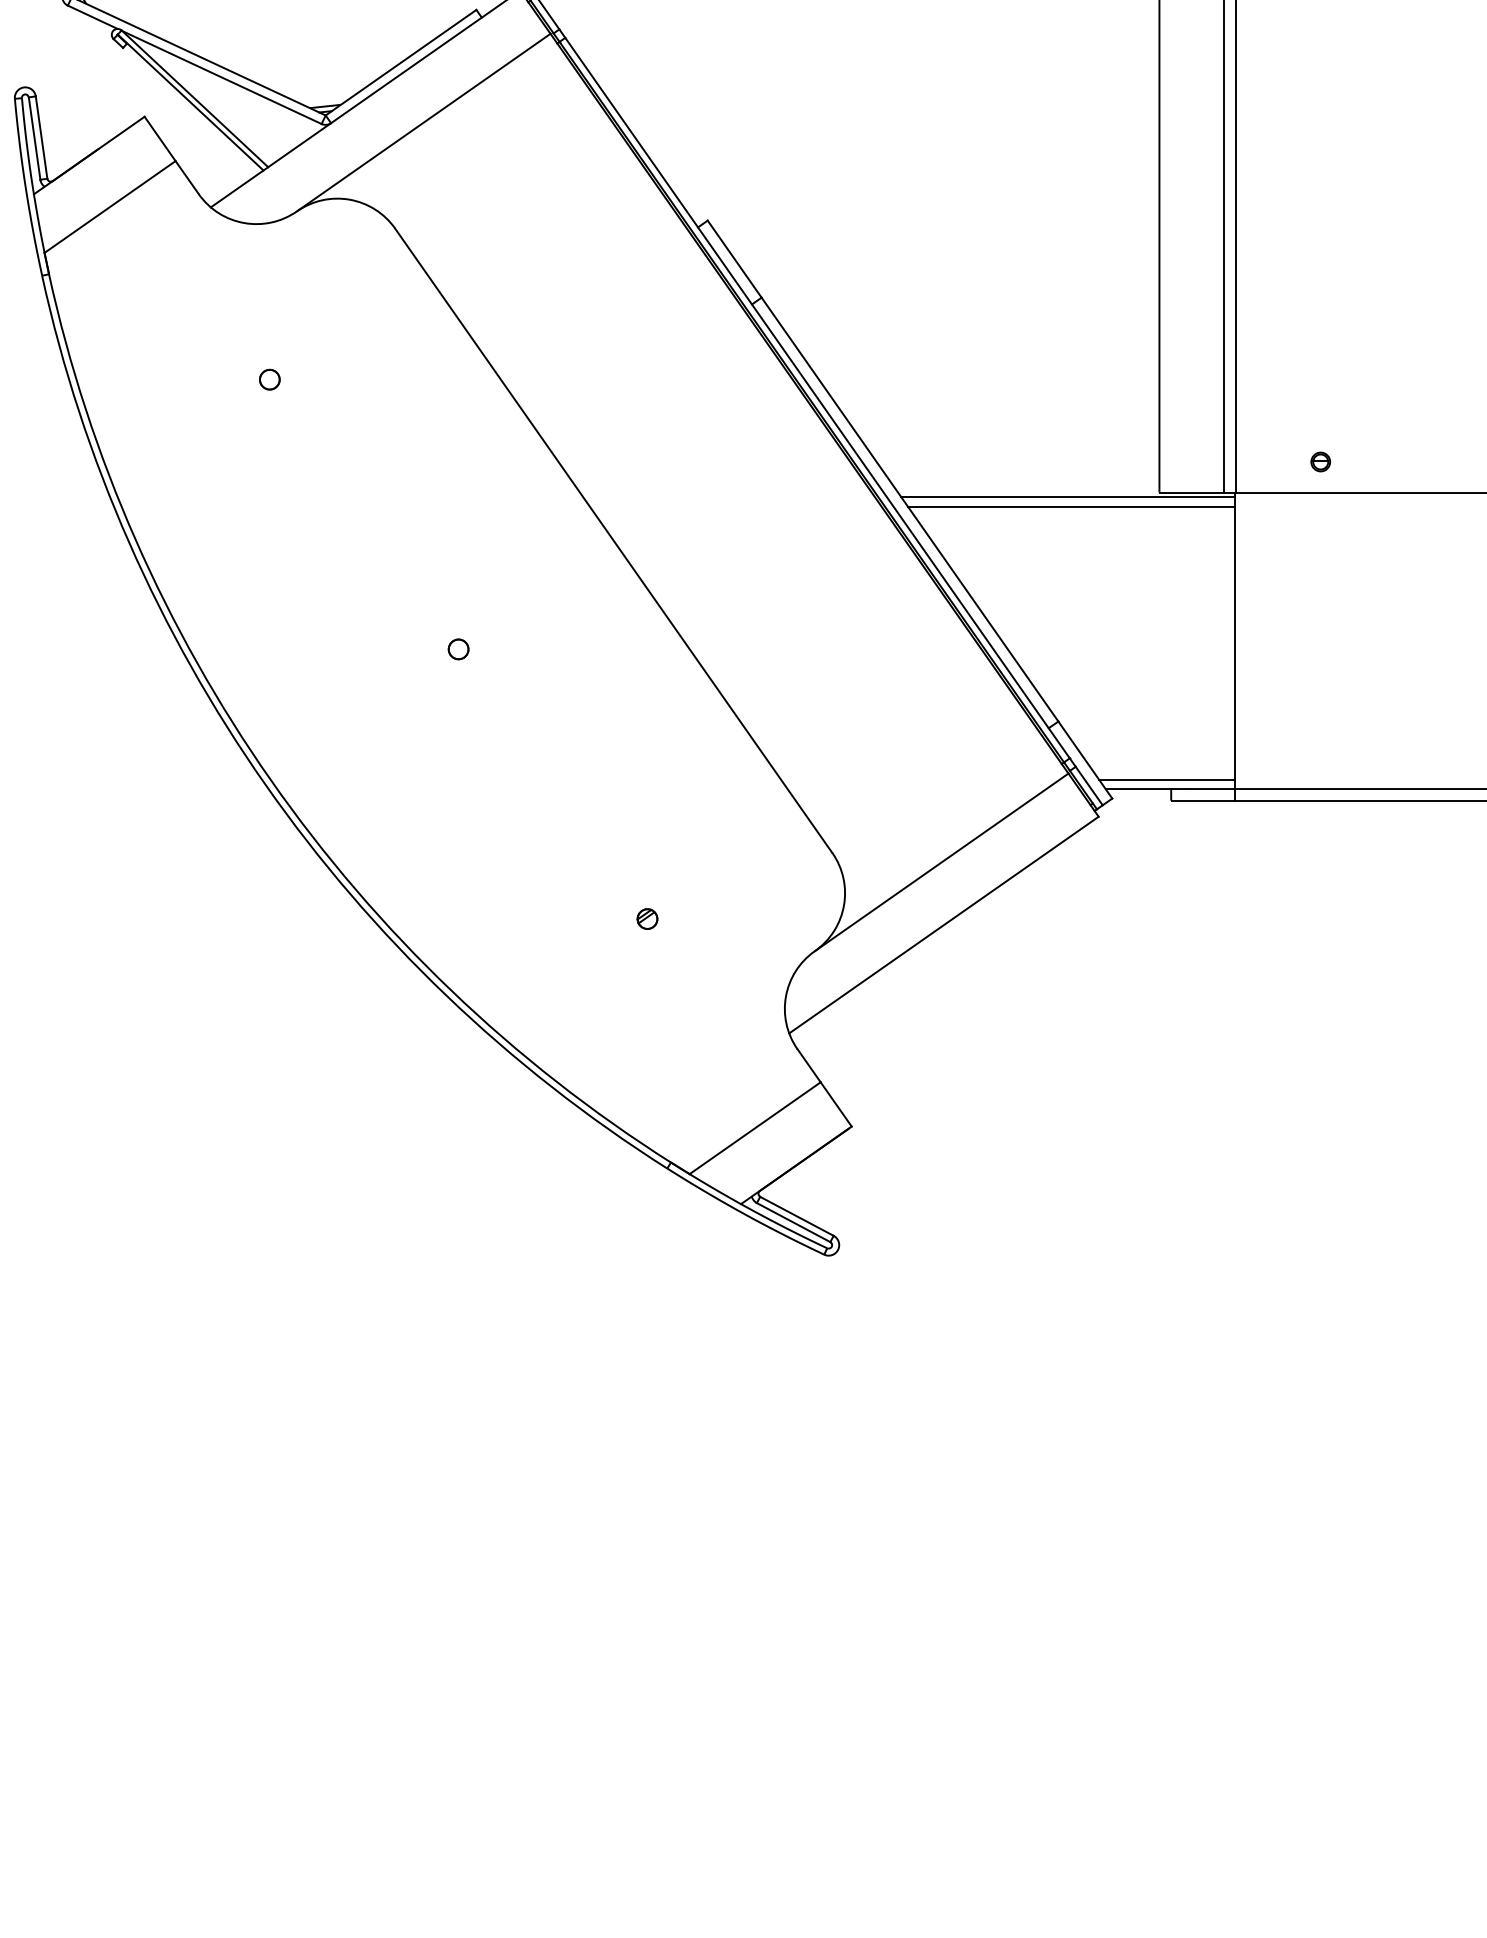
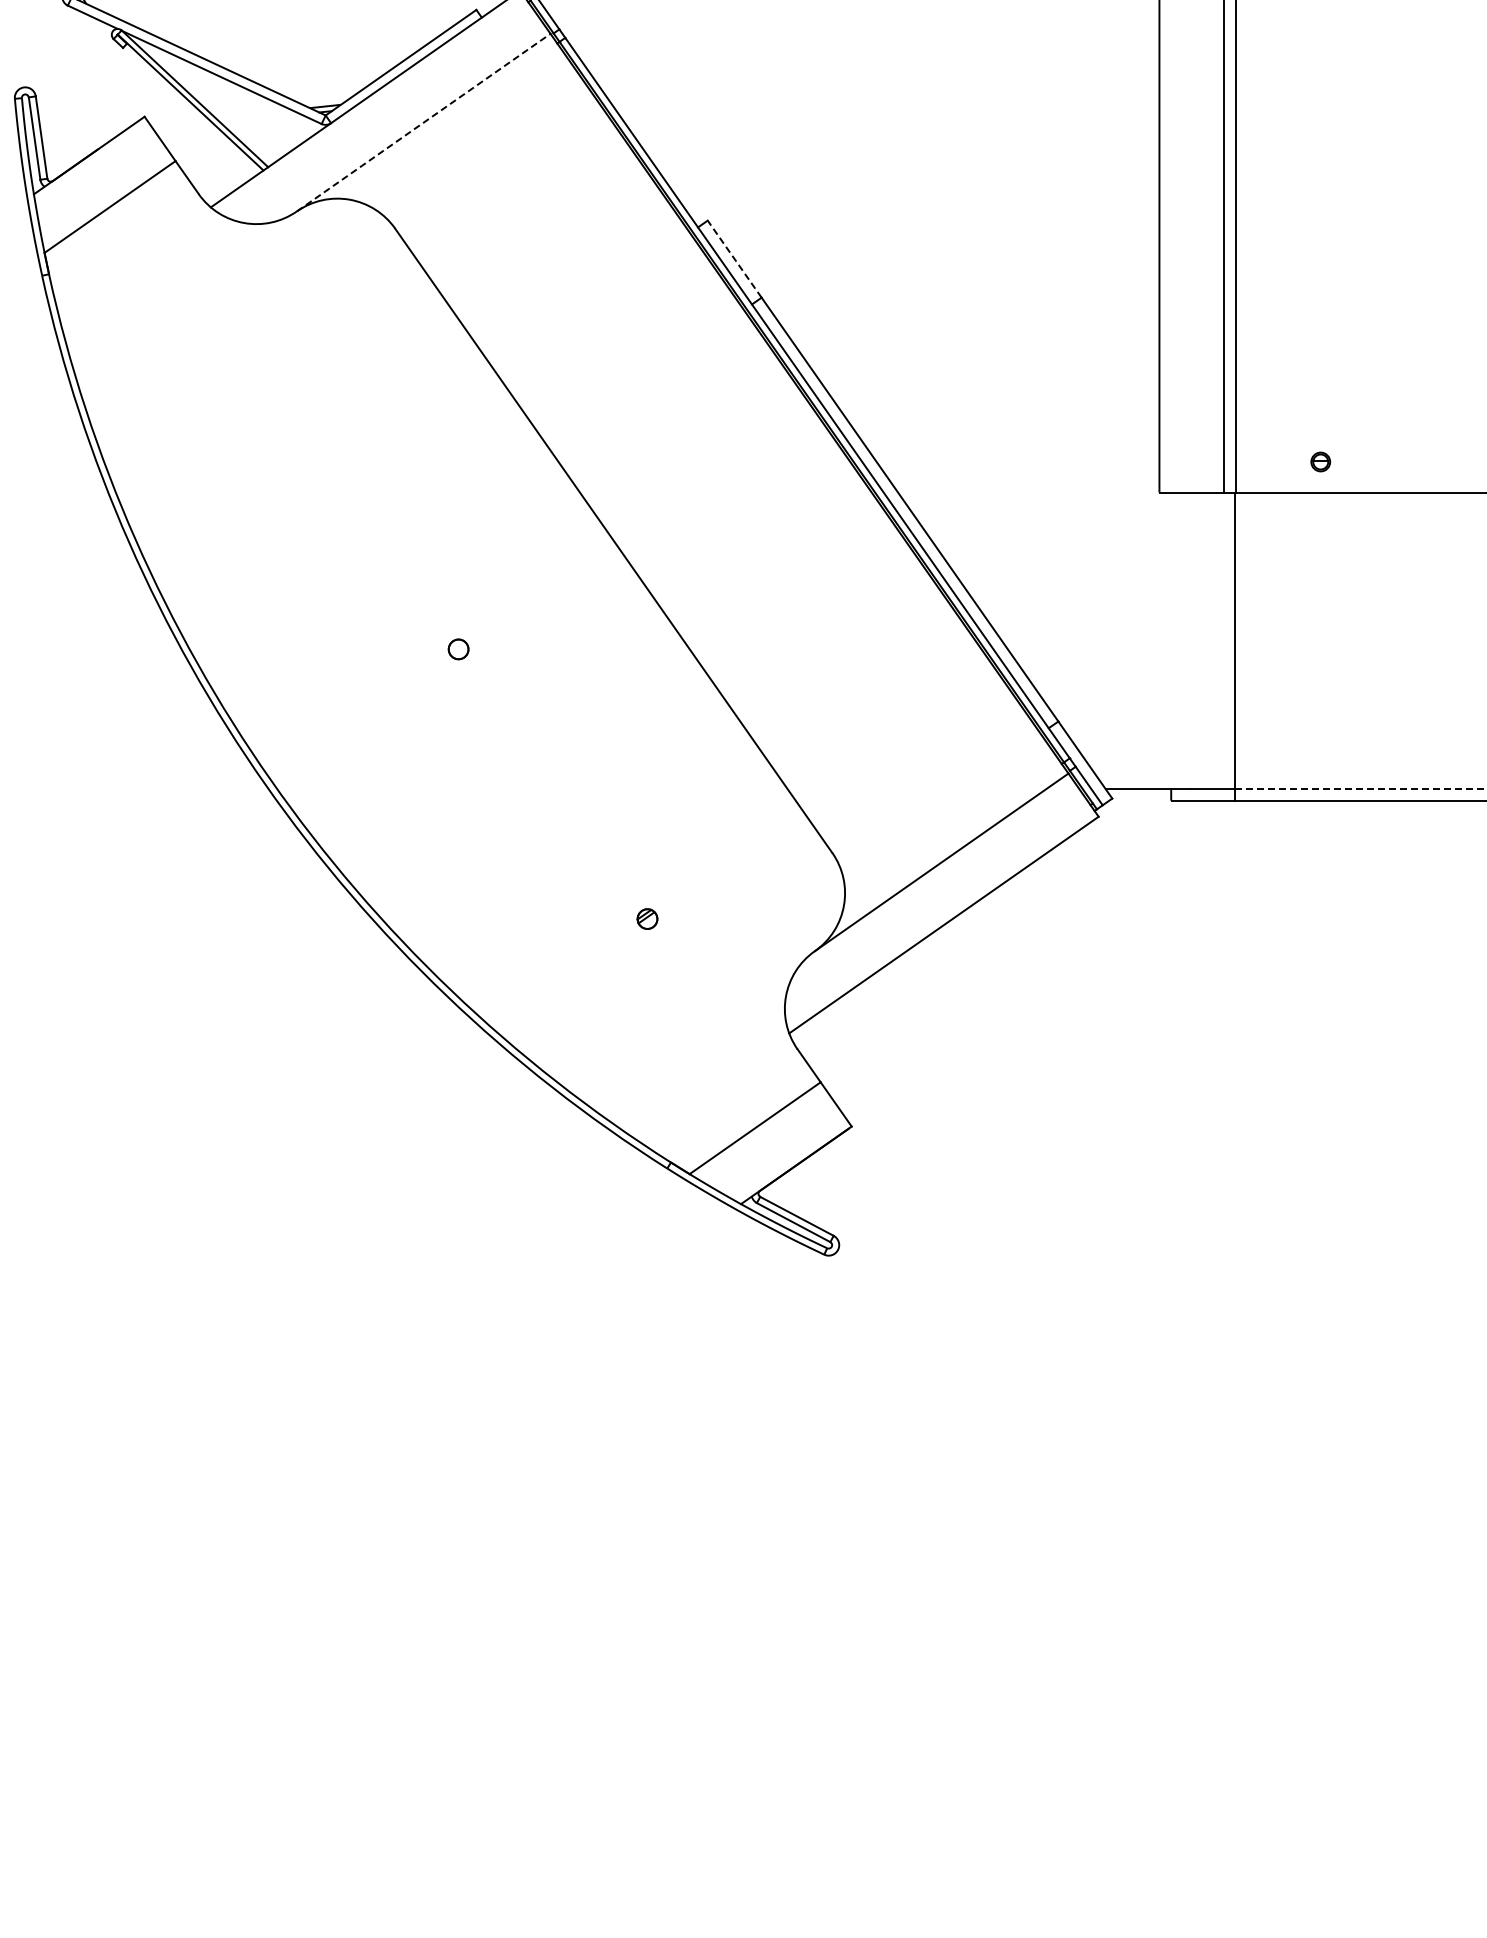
line: solid -> dashed (423, 122)
line: solid -> dashed (734, 258)
part: present -> none (269, 379)
line: present -> none (1068, 497)
line: present -> none (1071, 506)
line: present -> none (1167, 779)
line: solid -> dashed (1361, 788)
